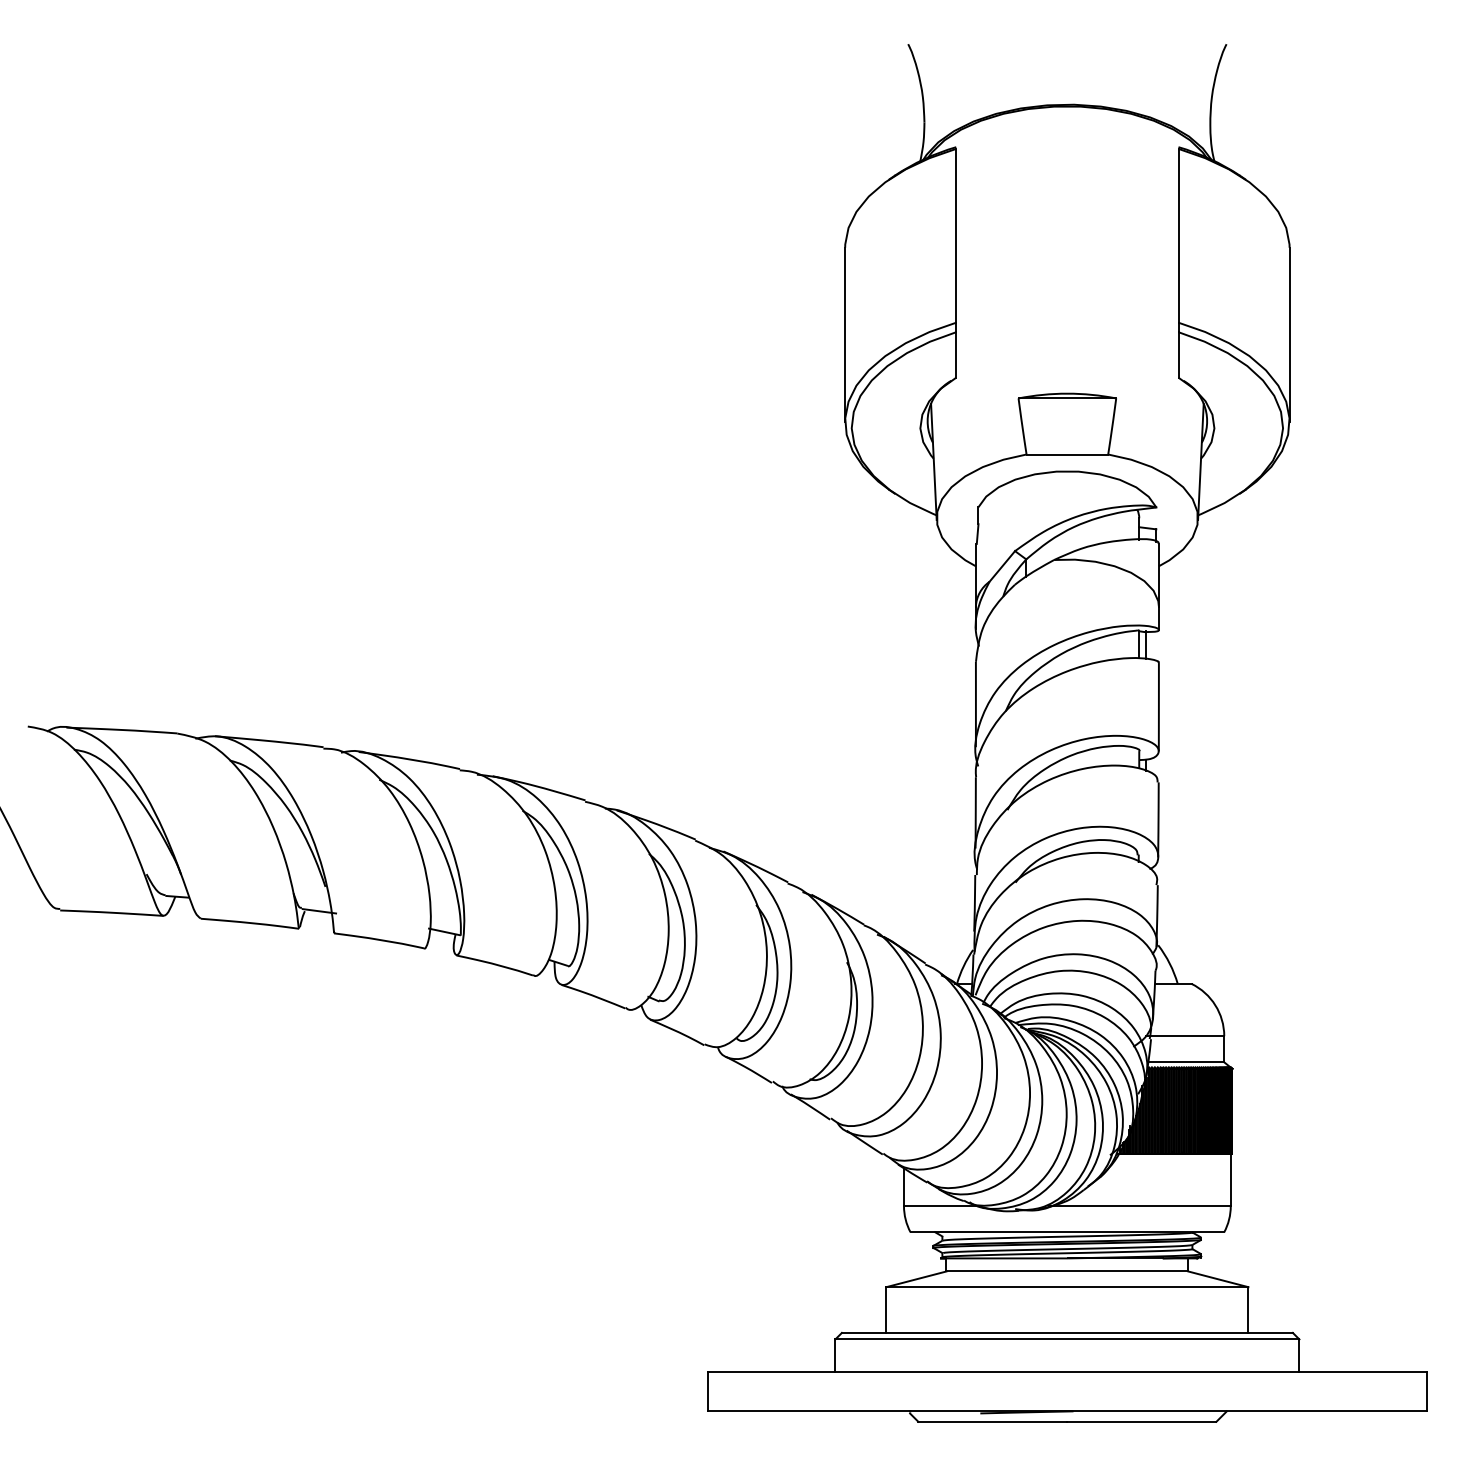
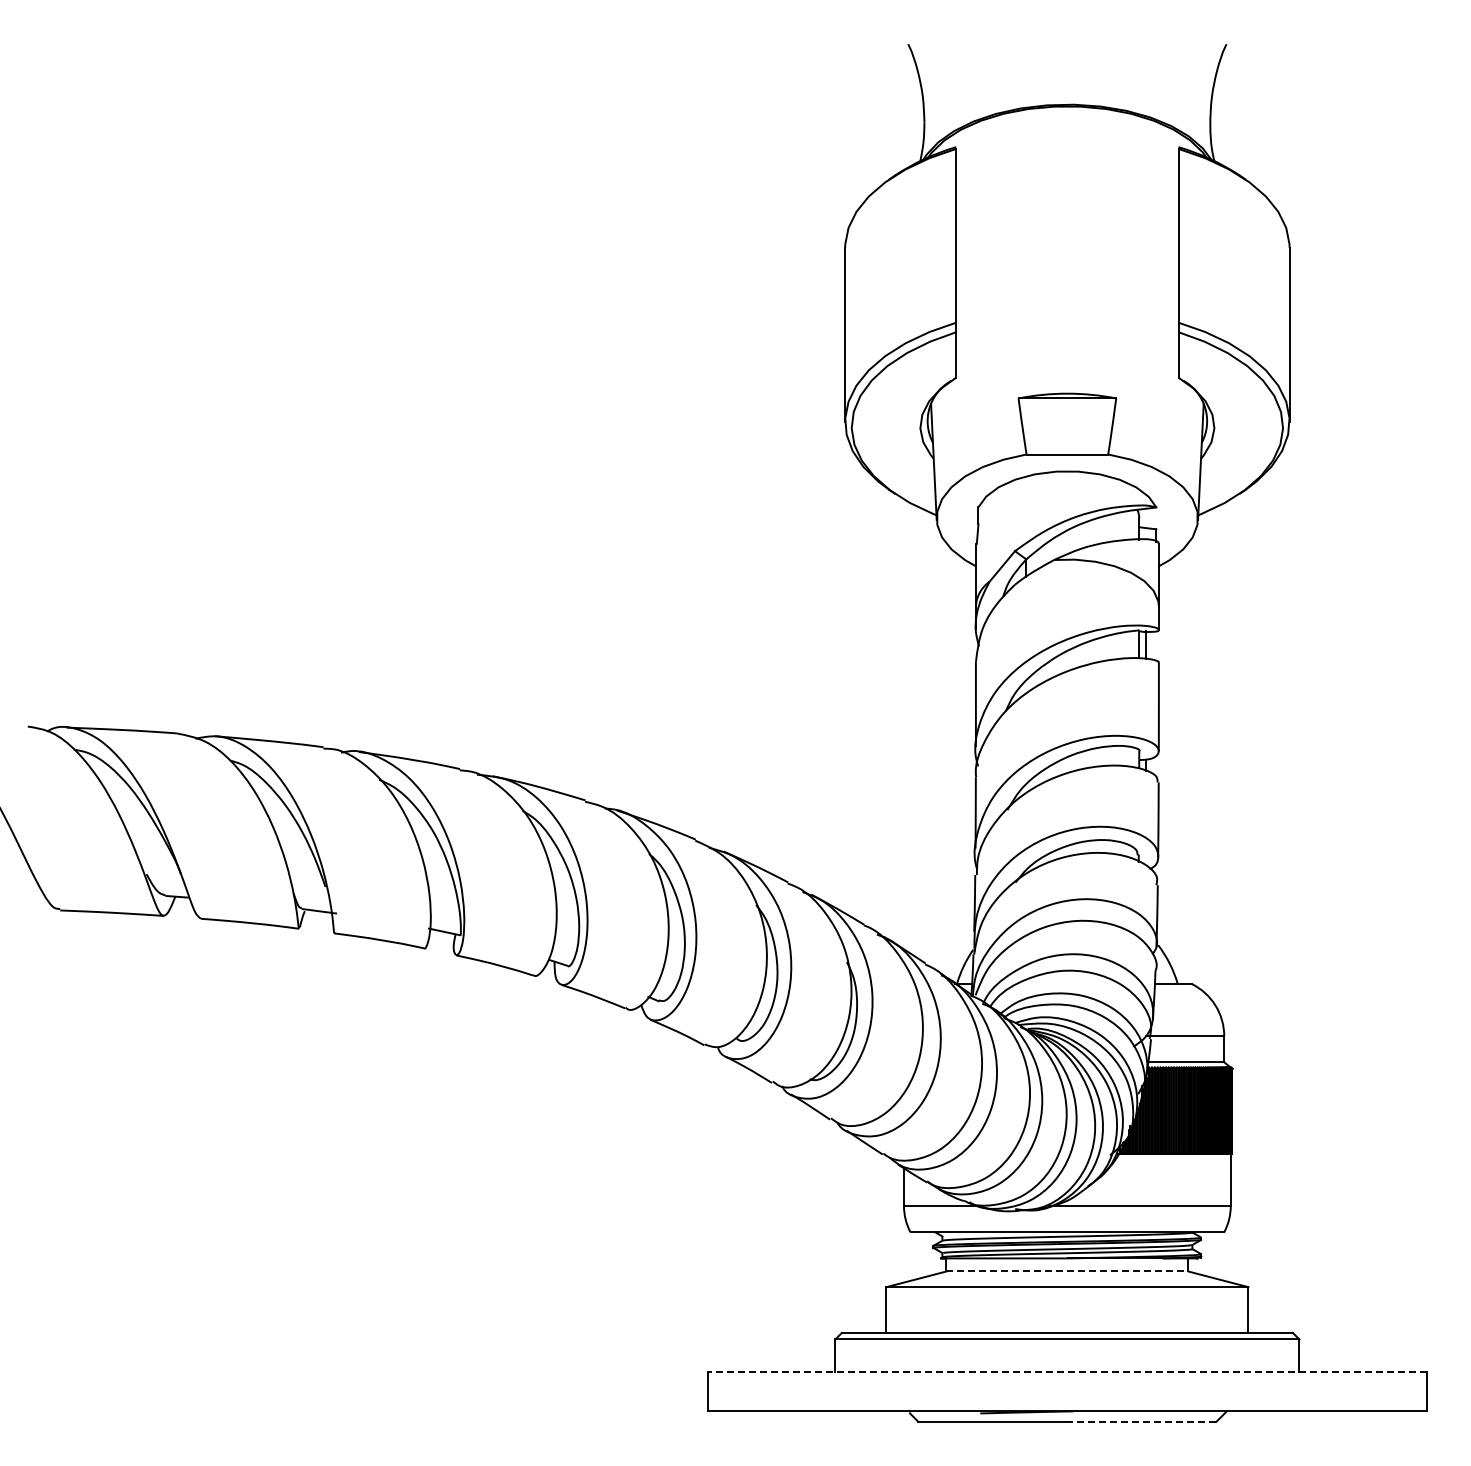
line: solid -> dashed (1067, 1271)
line: solid -> dashed (1066, 1372)
line: solid -> dashed (1141, 1421)
